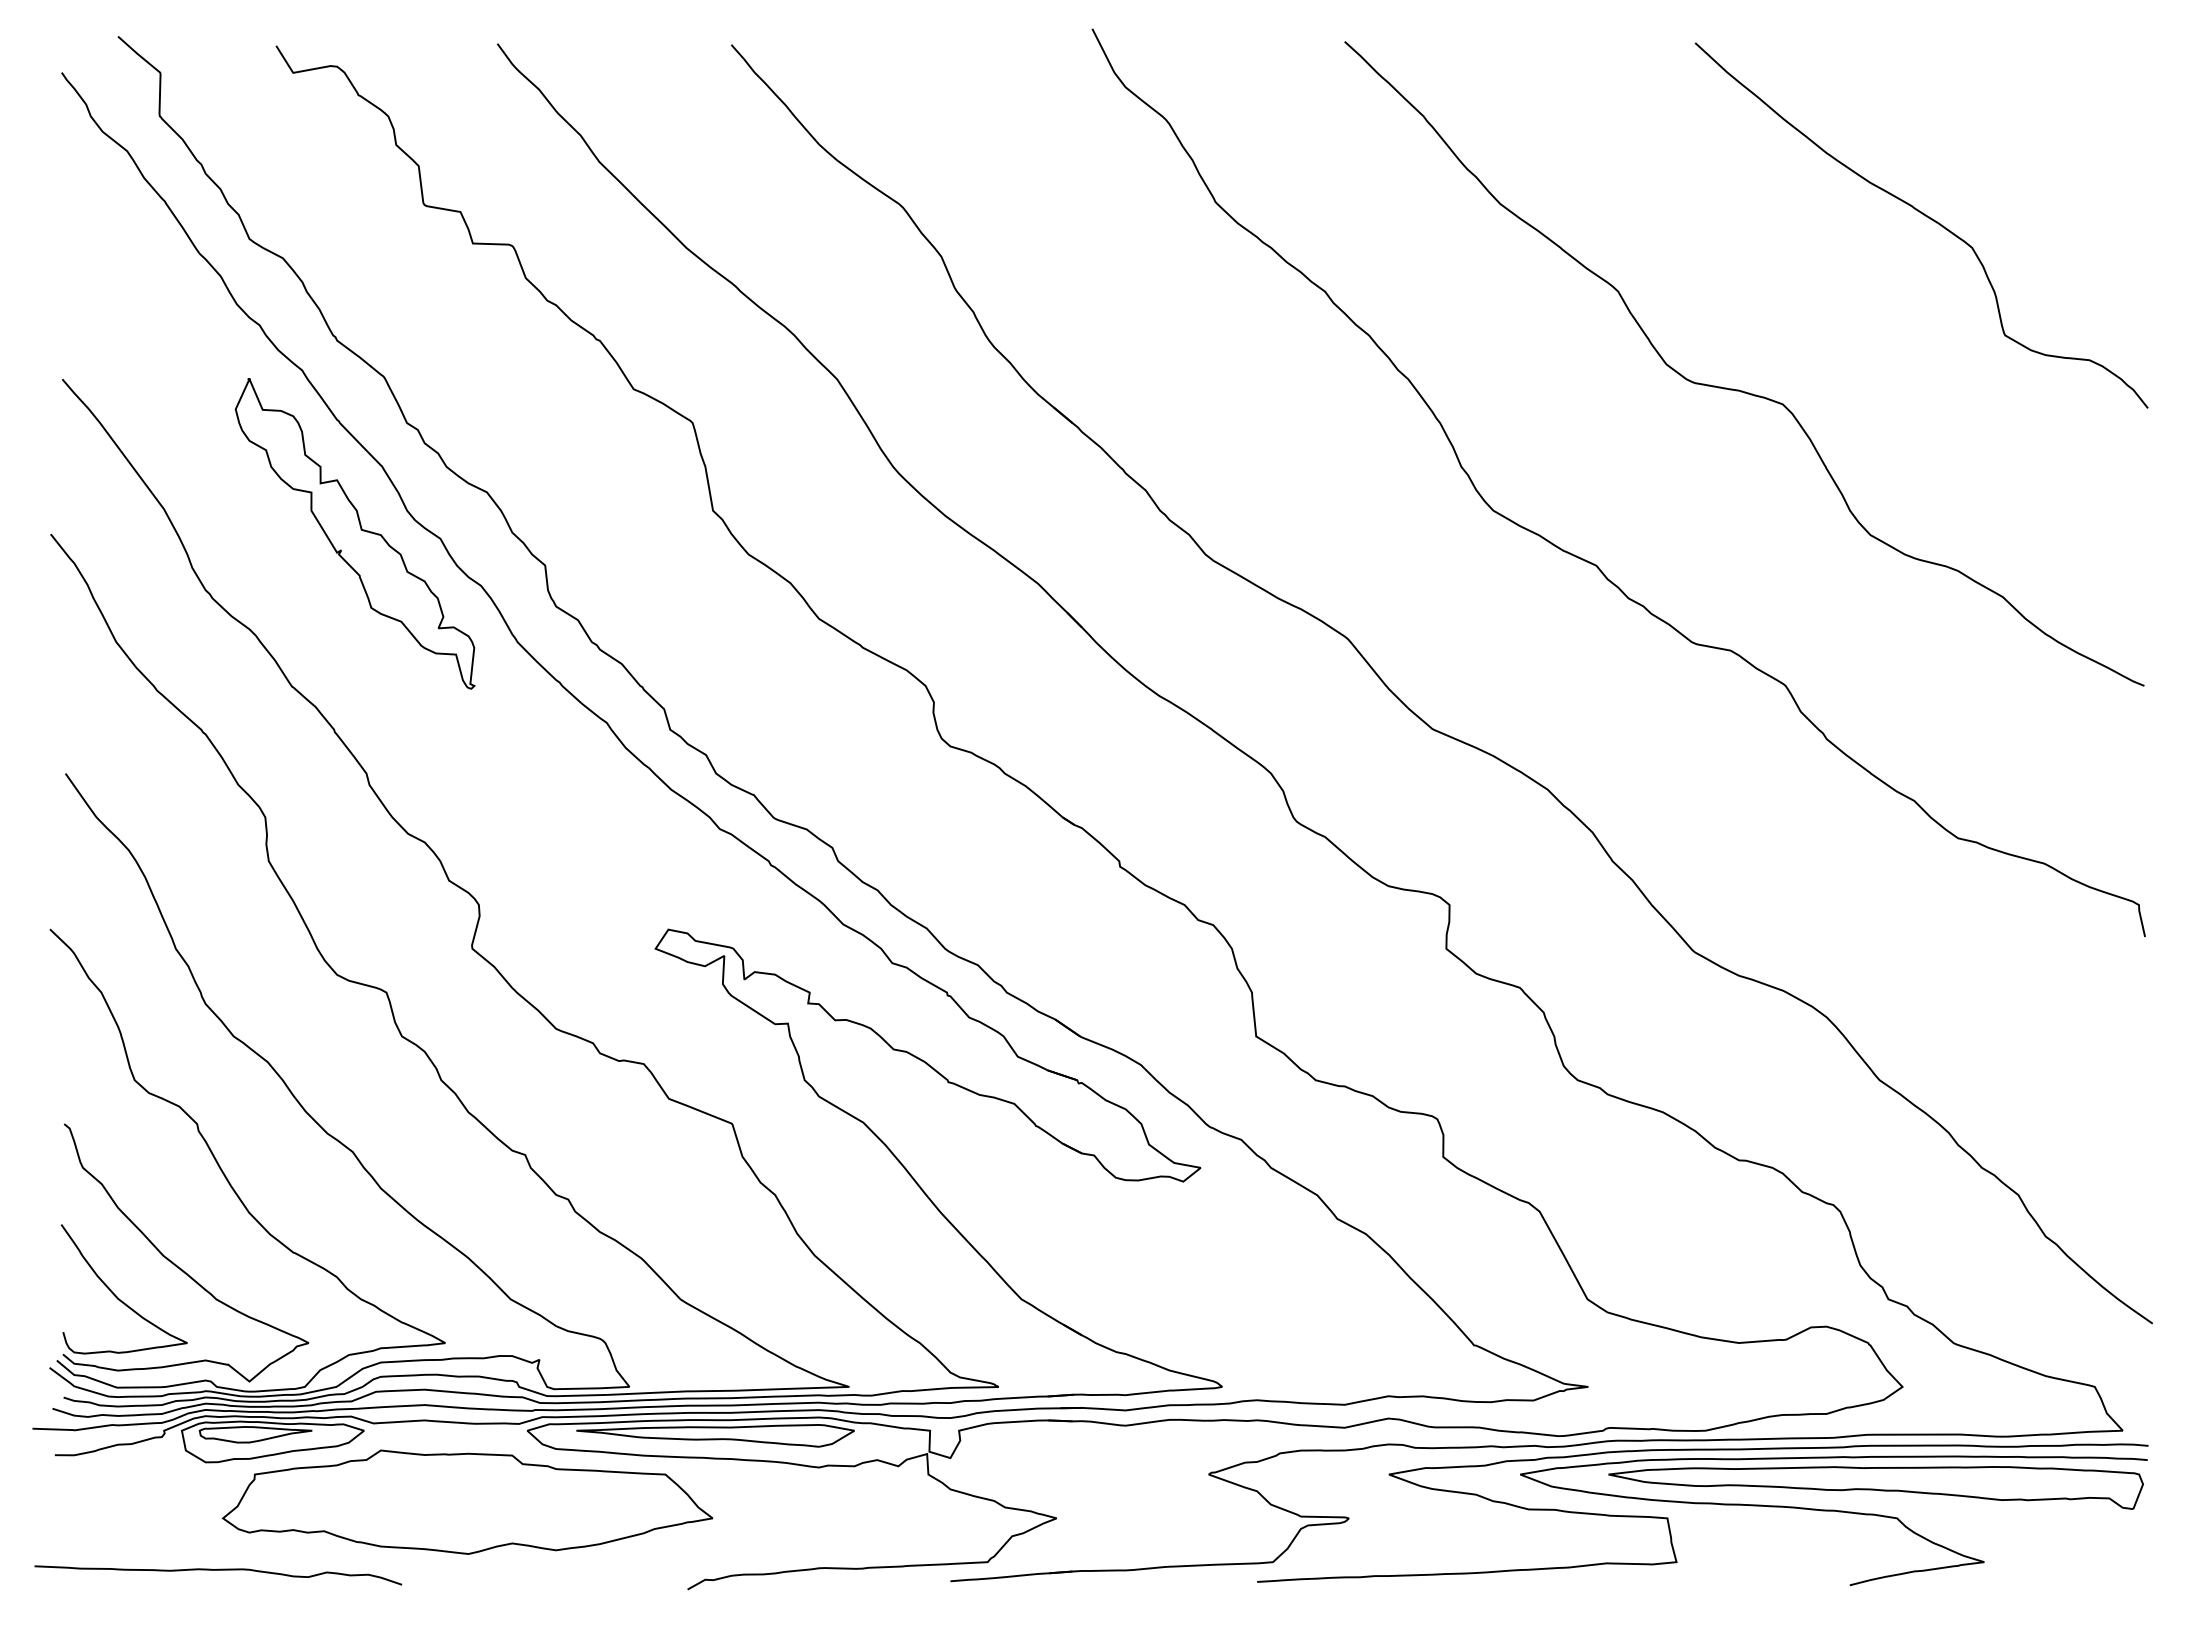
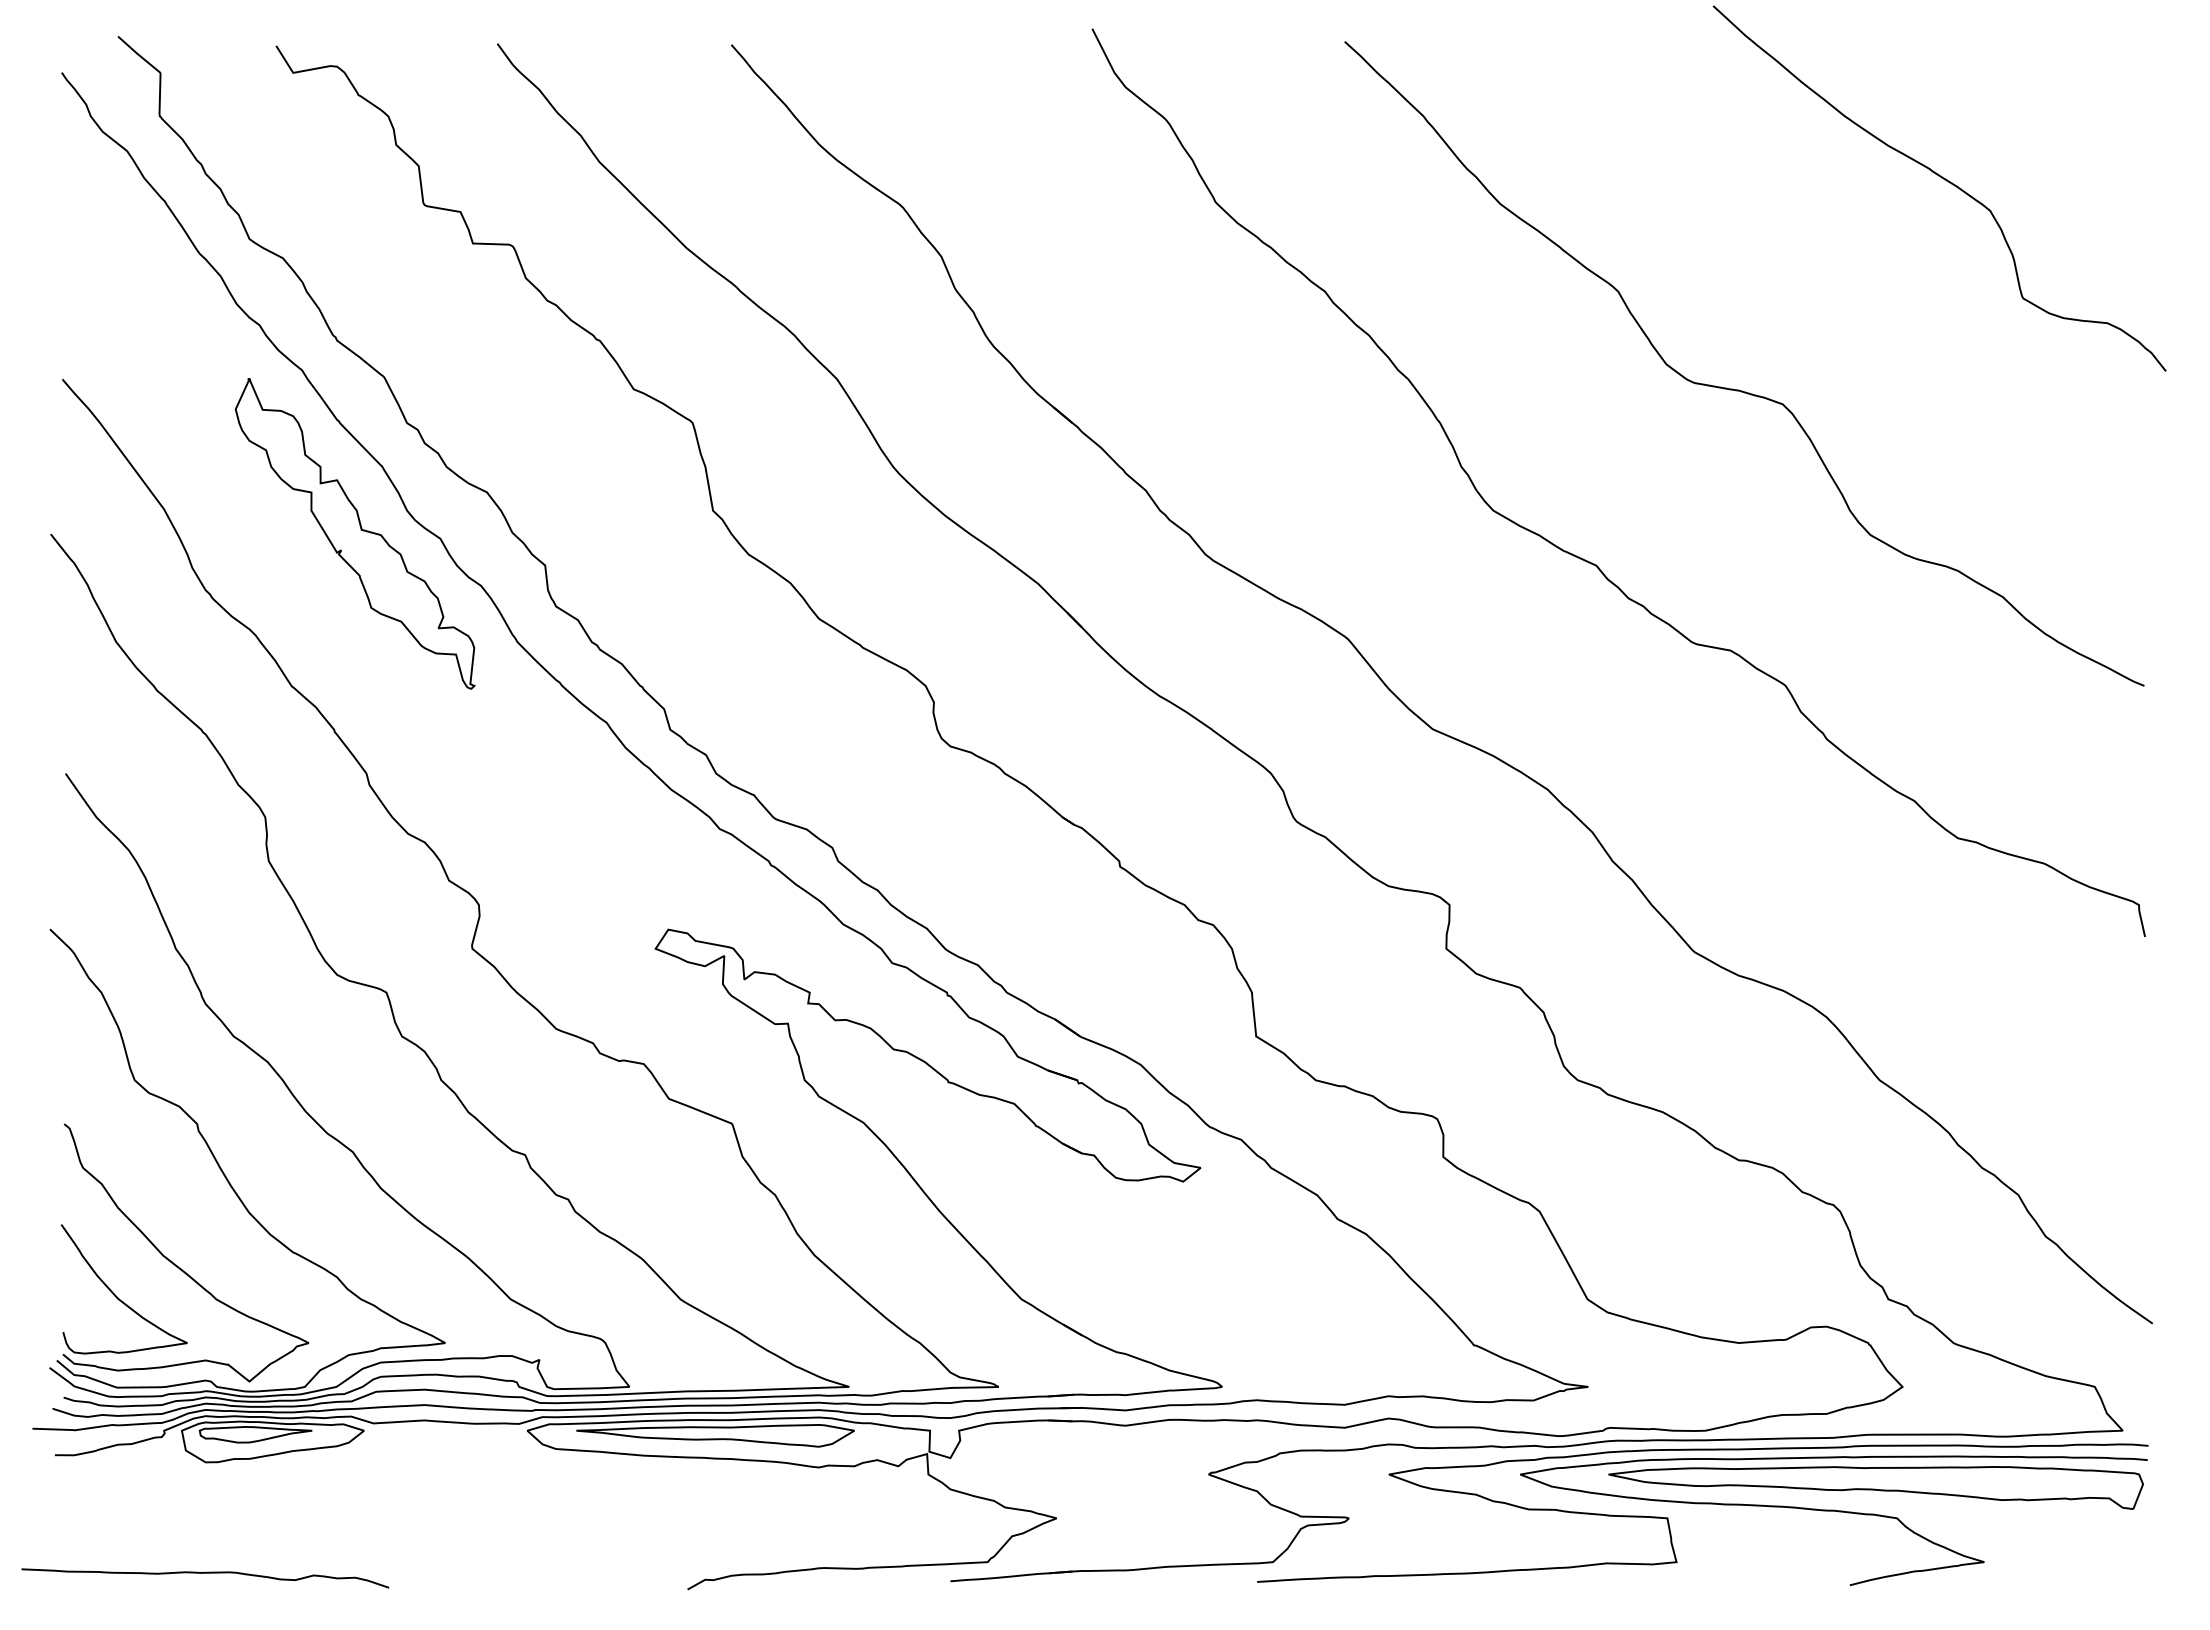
curve position: (1926, 217) -> (1944, 180) (1944, 180)
part: present -> none (467, 1501)
curve position: (218, 1570) -> (205, 1573) (205, 1573)
